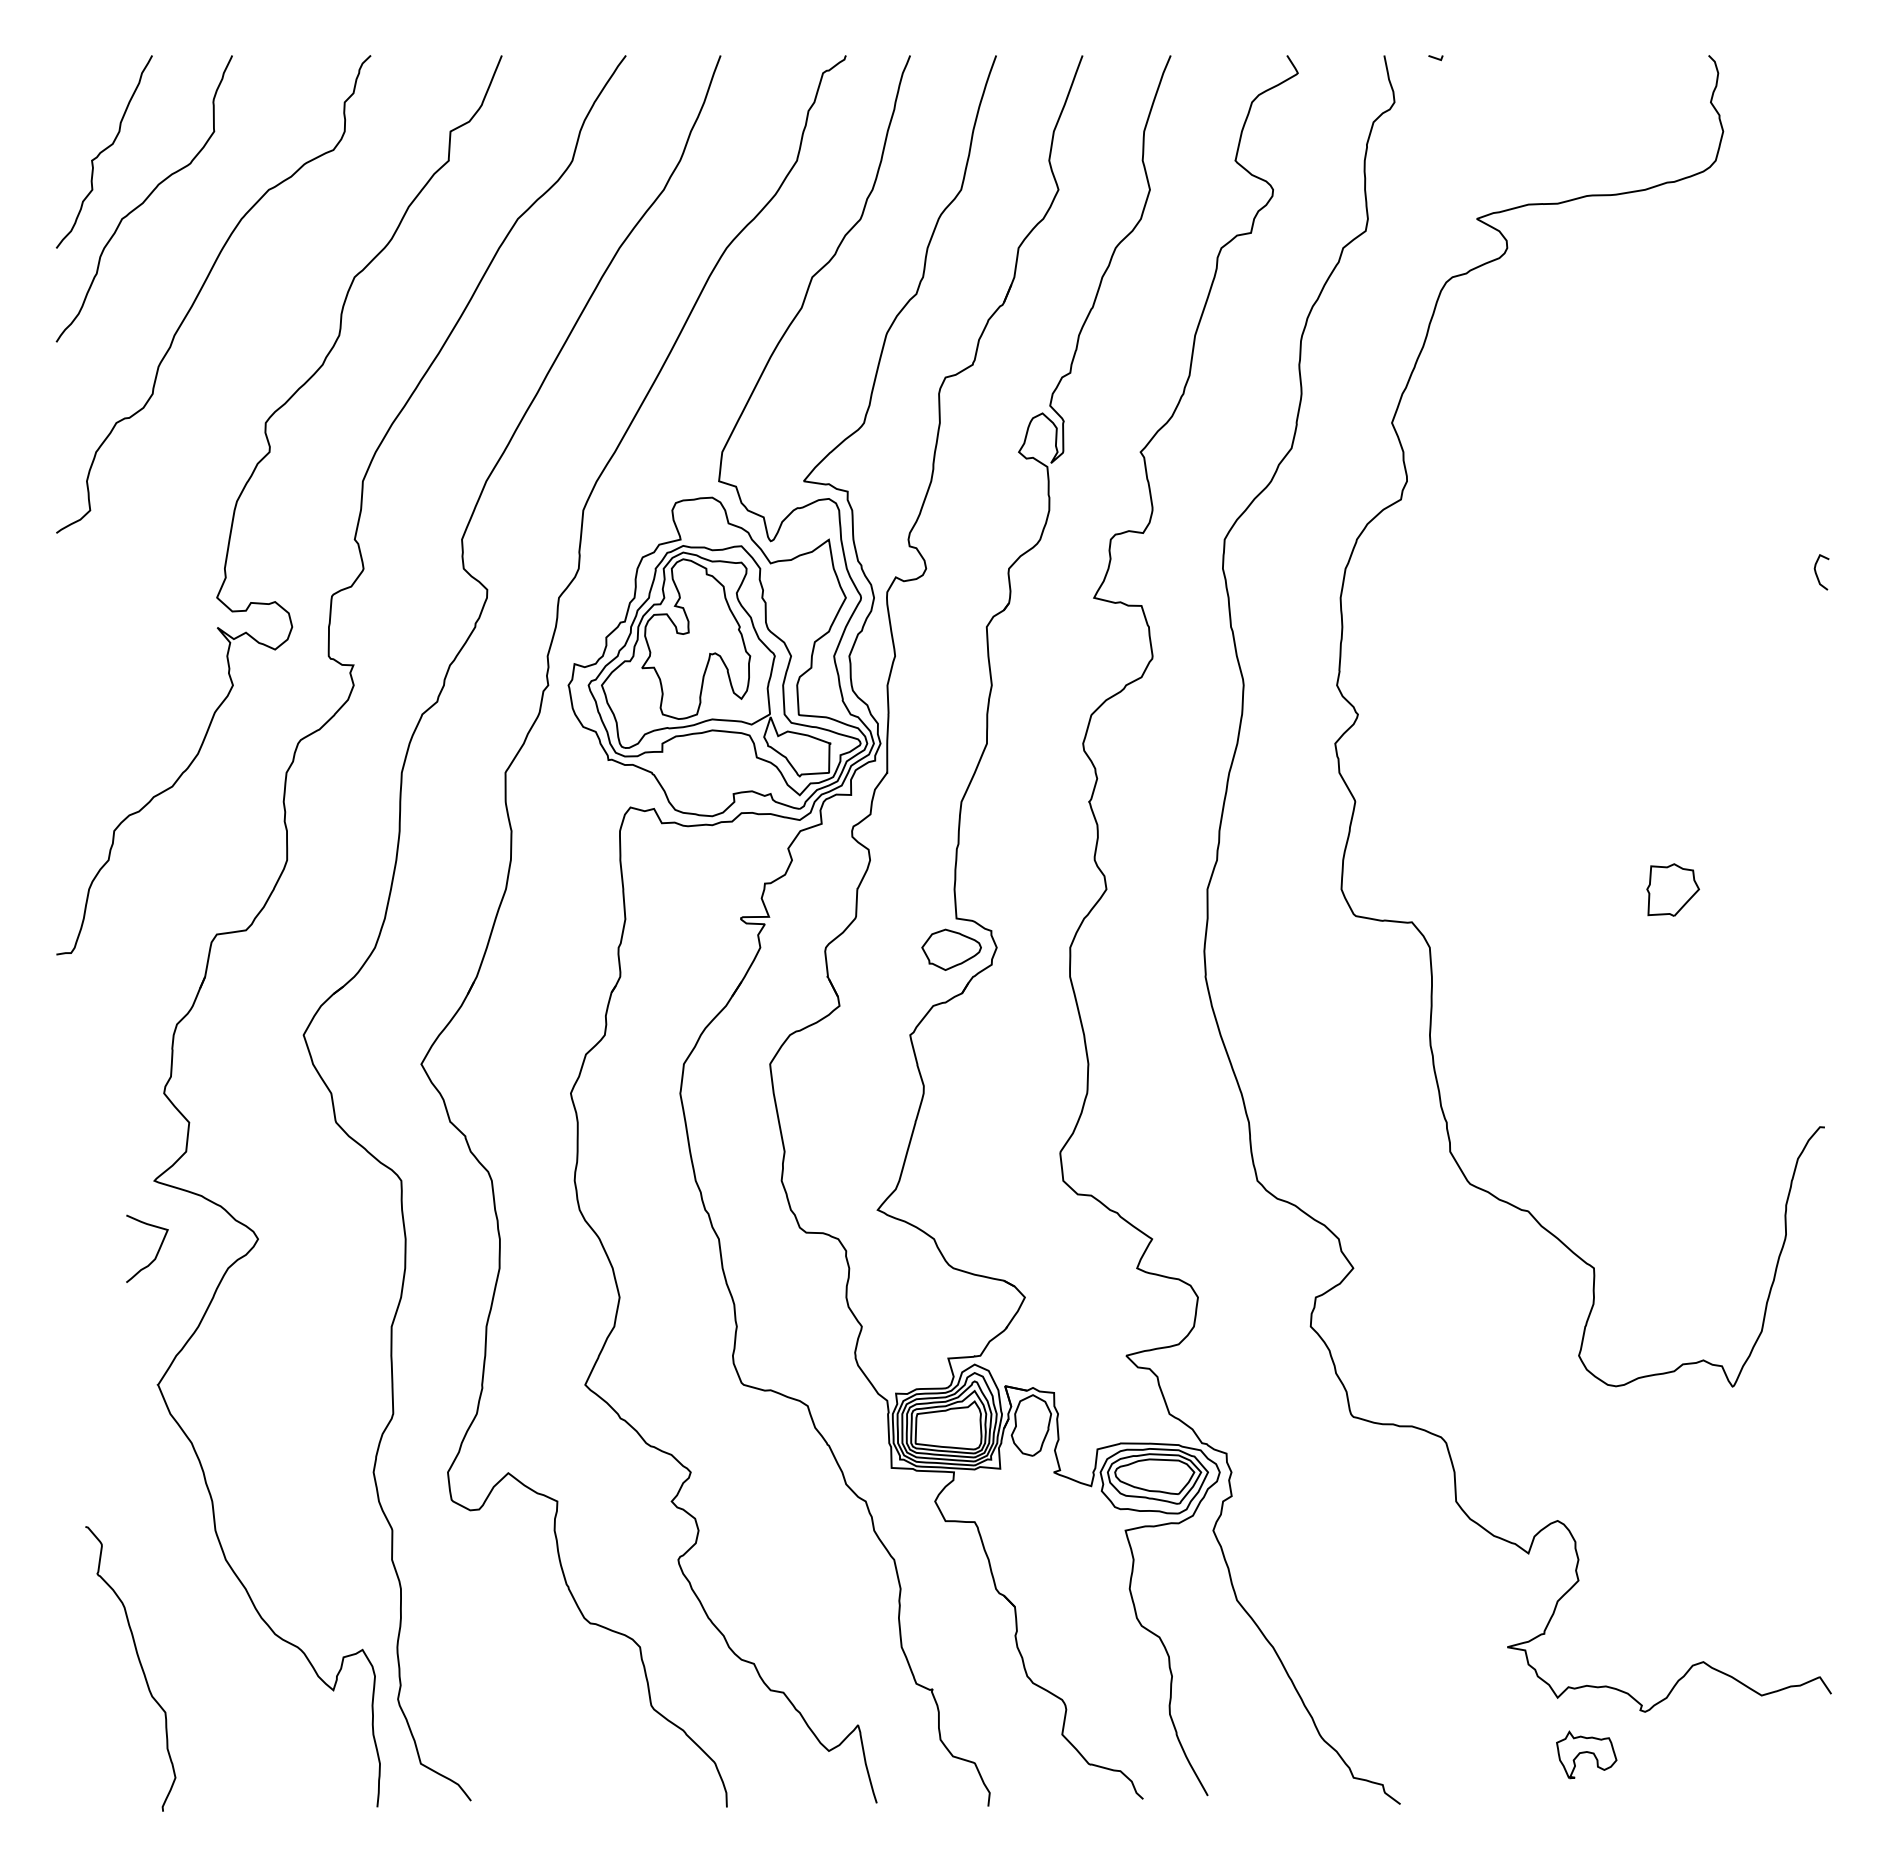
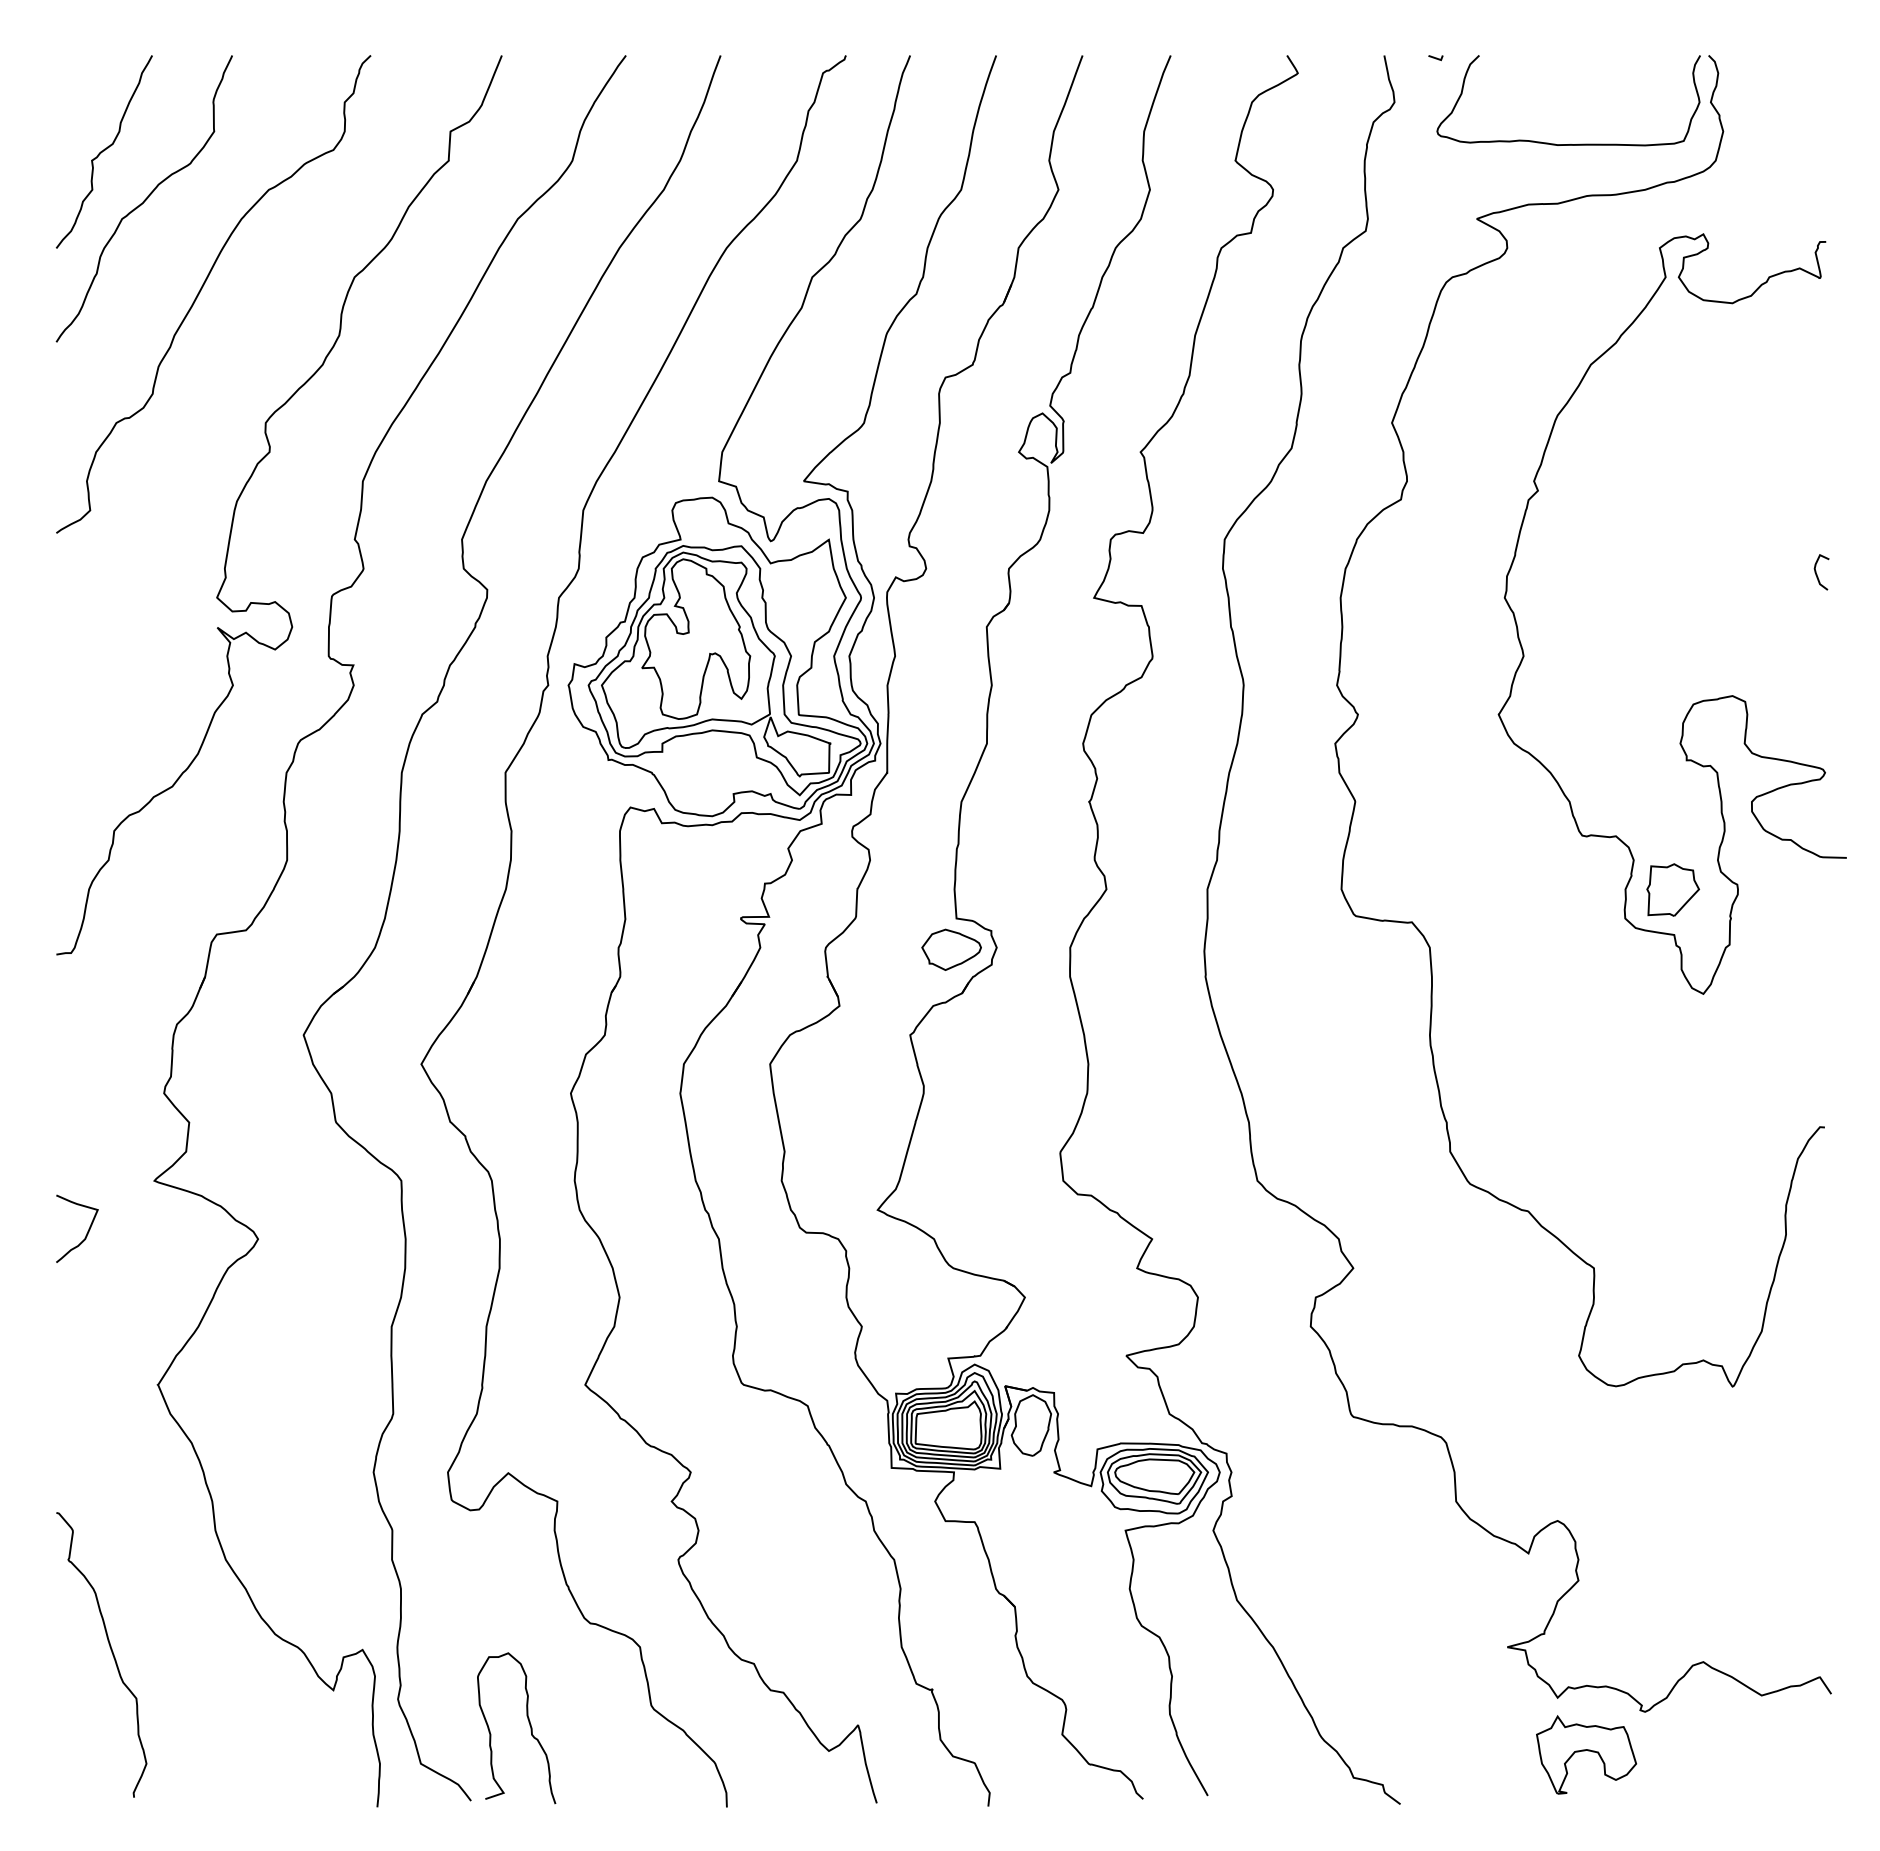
curve: none -> present (1568, 144)
curve: none -> present (1701, 700)
curve position: (156, 1253) -> (86, 1233) (86, 1233)
curve position: (139, 1664) -> (110, 1650) (110, 1650)
curve: none -> present (529, 1725)
part size: 62x50 px -> 102x80 px (1586, 1754)
